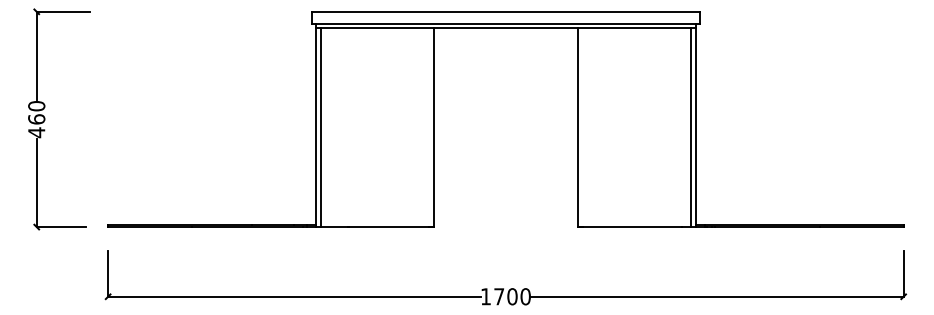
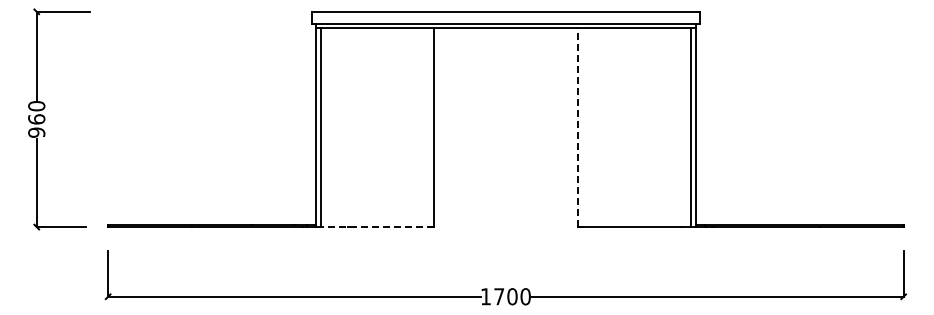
line: solid -> dashed (577, 127)
text: 460 -> 960 (36, 132)
line: solid -> dashed (377, 227)
